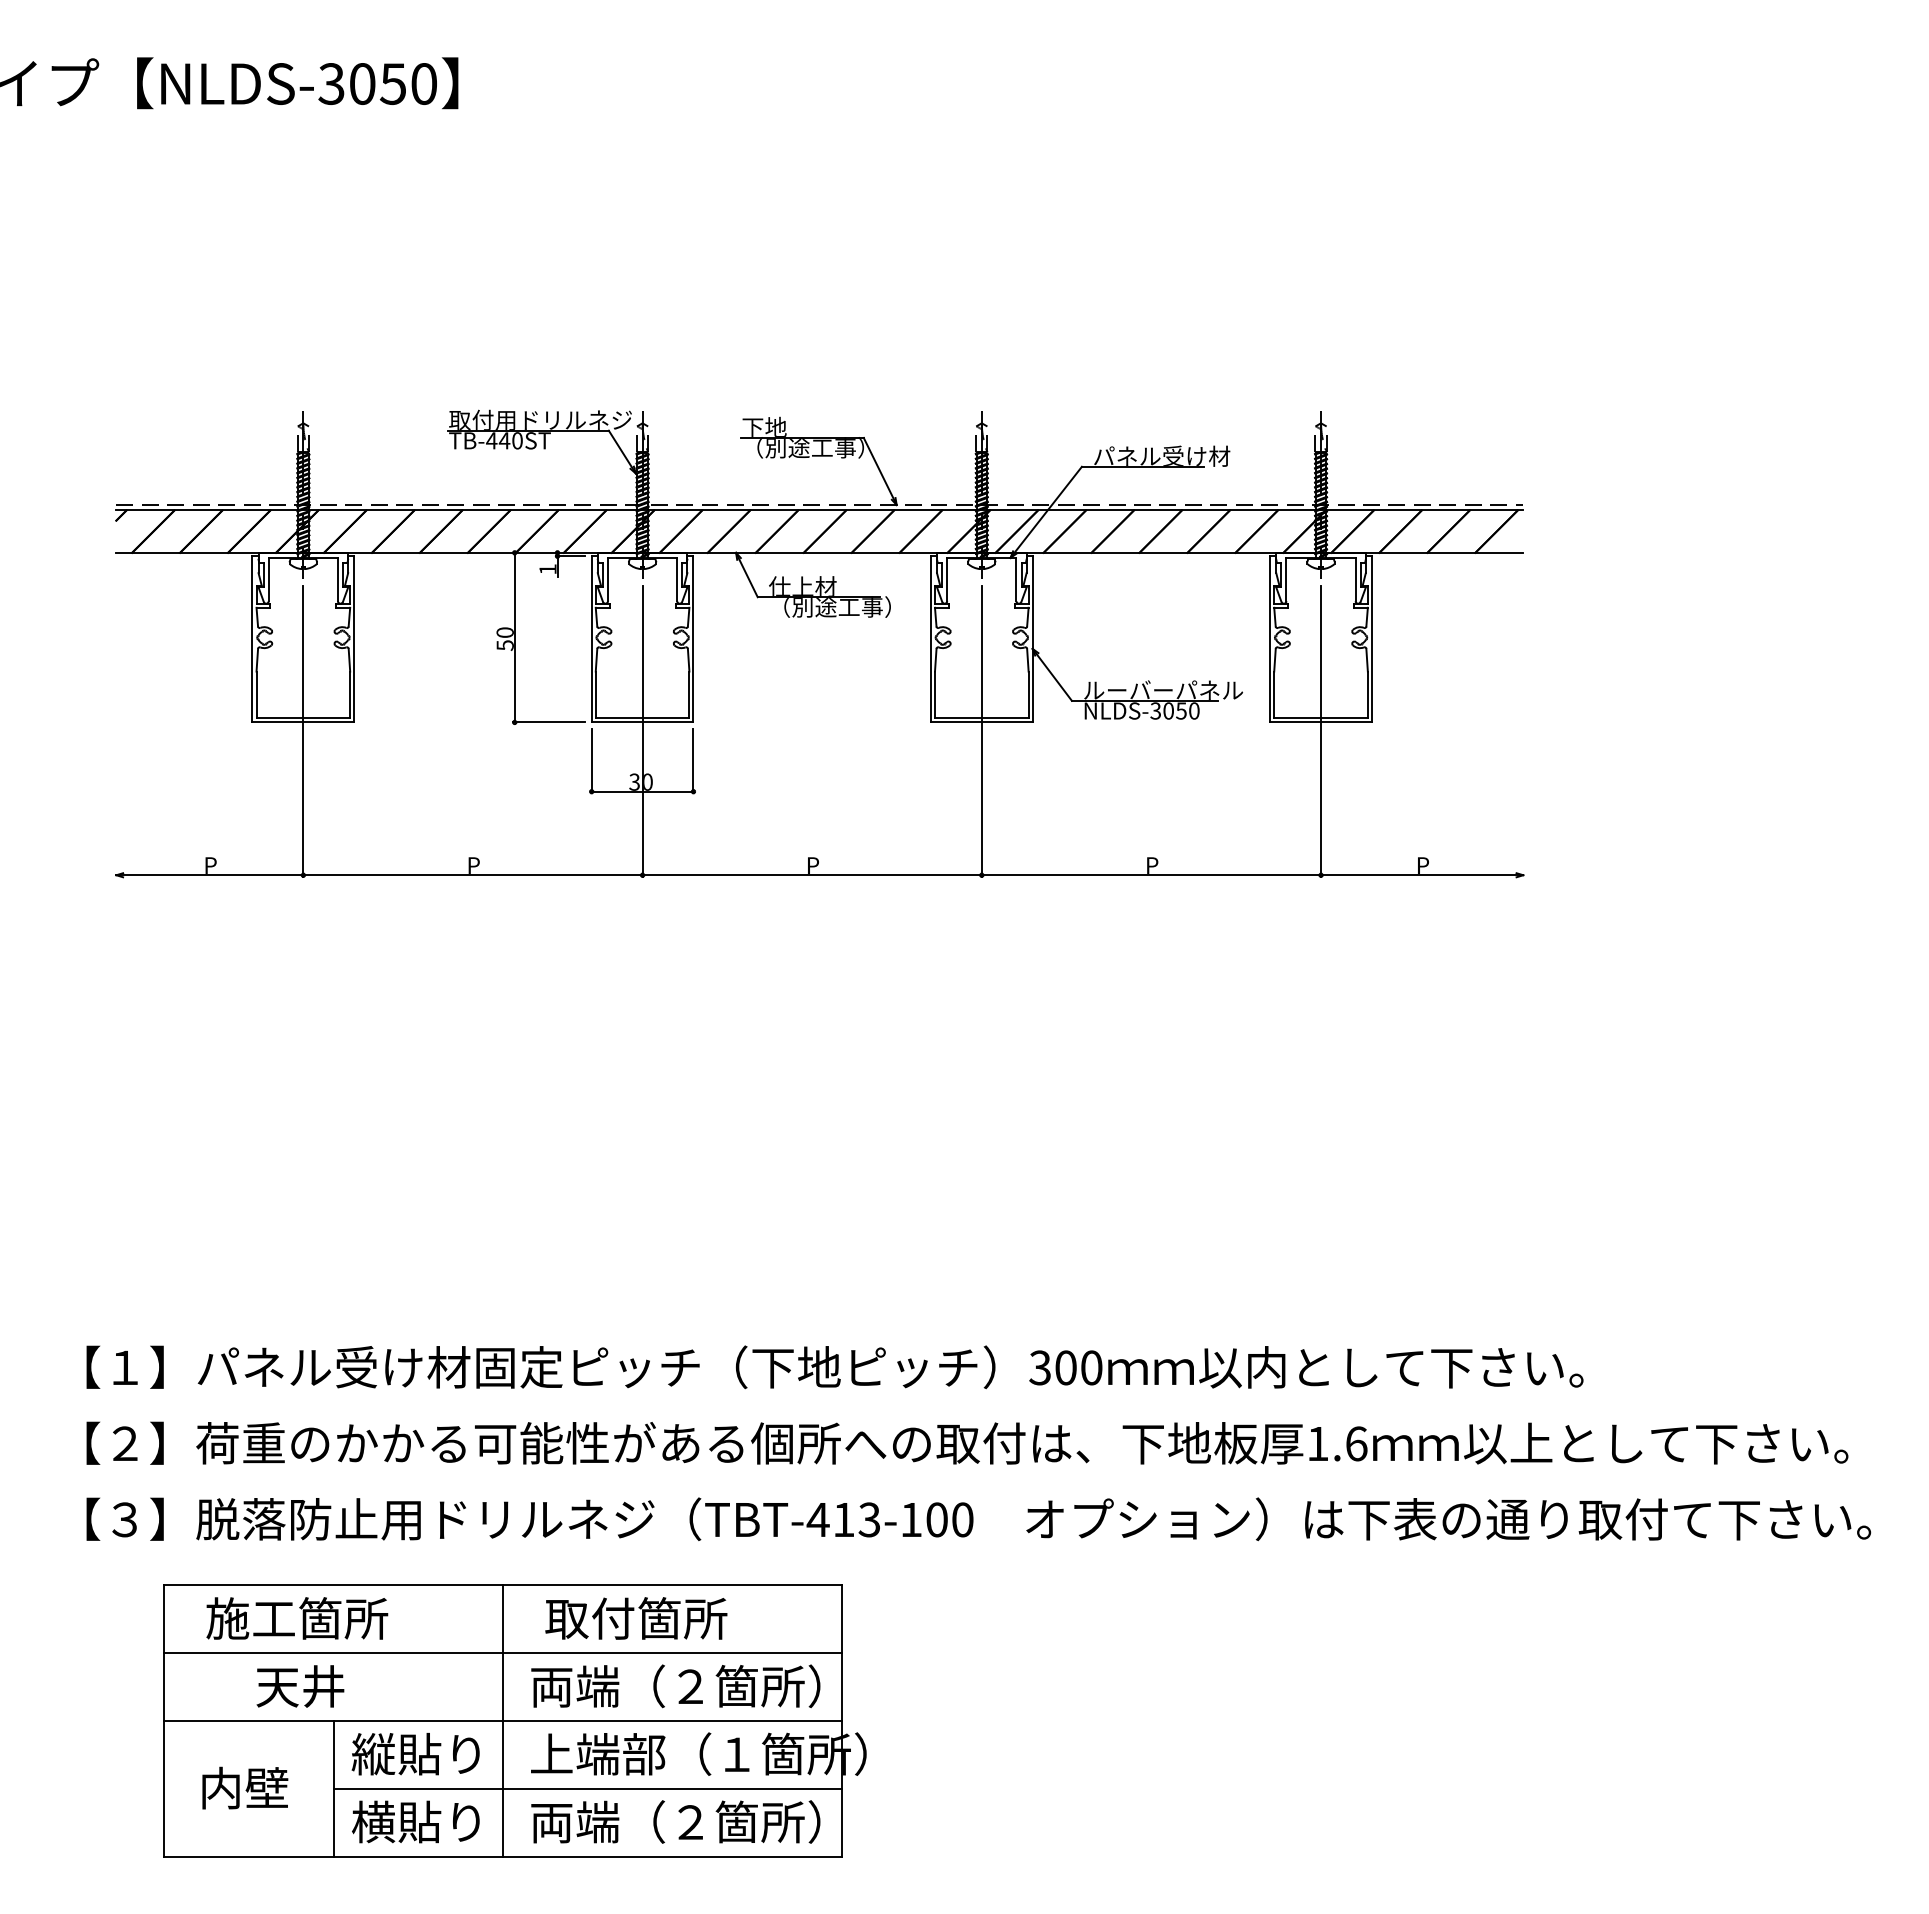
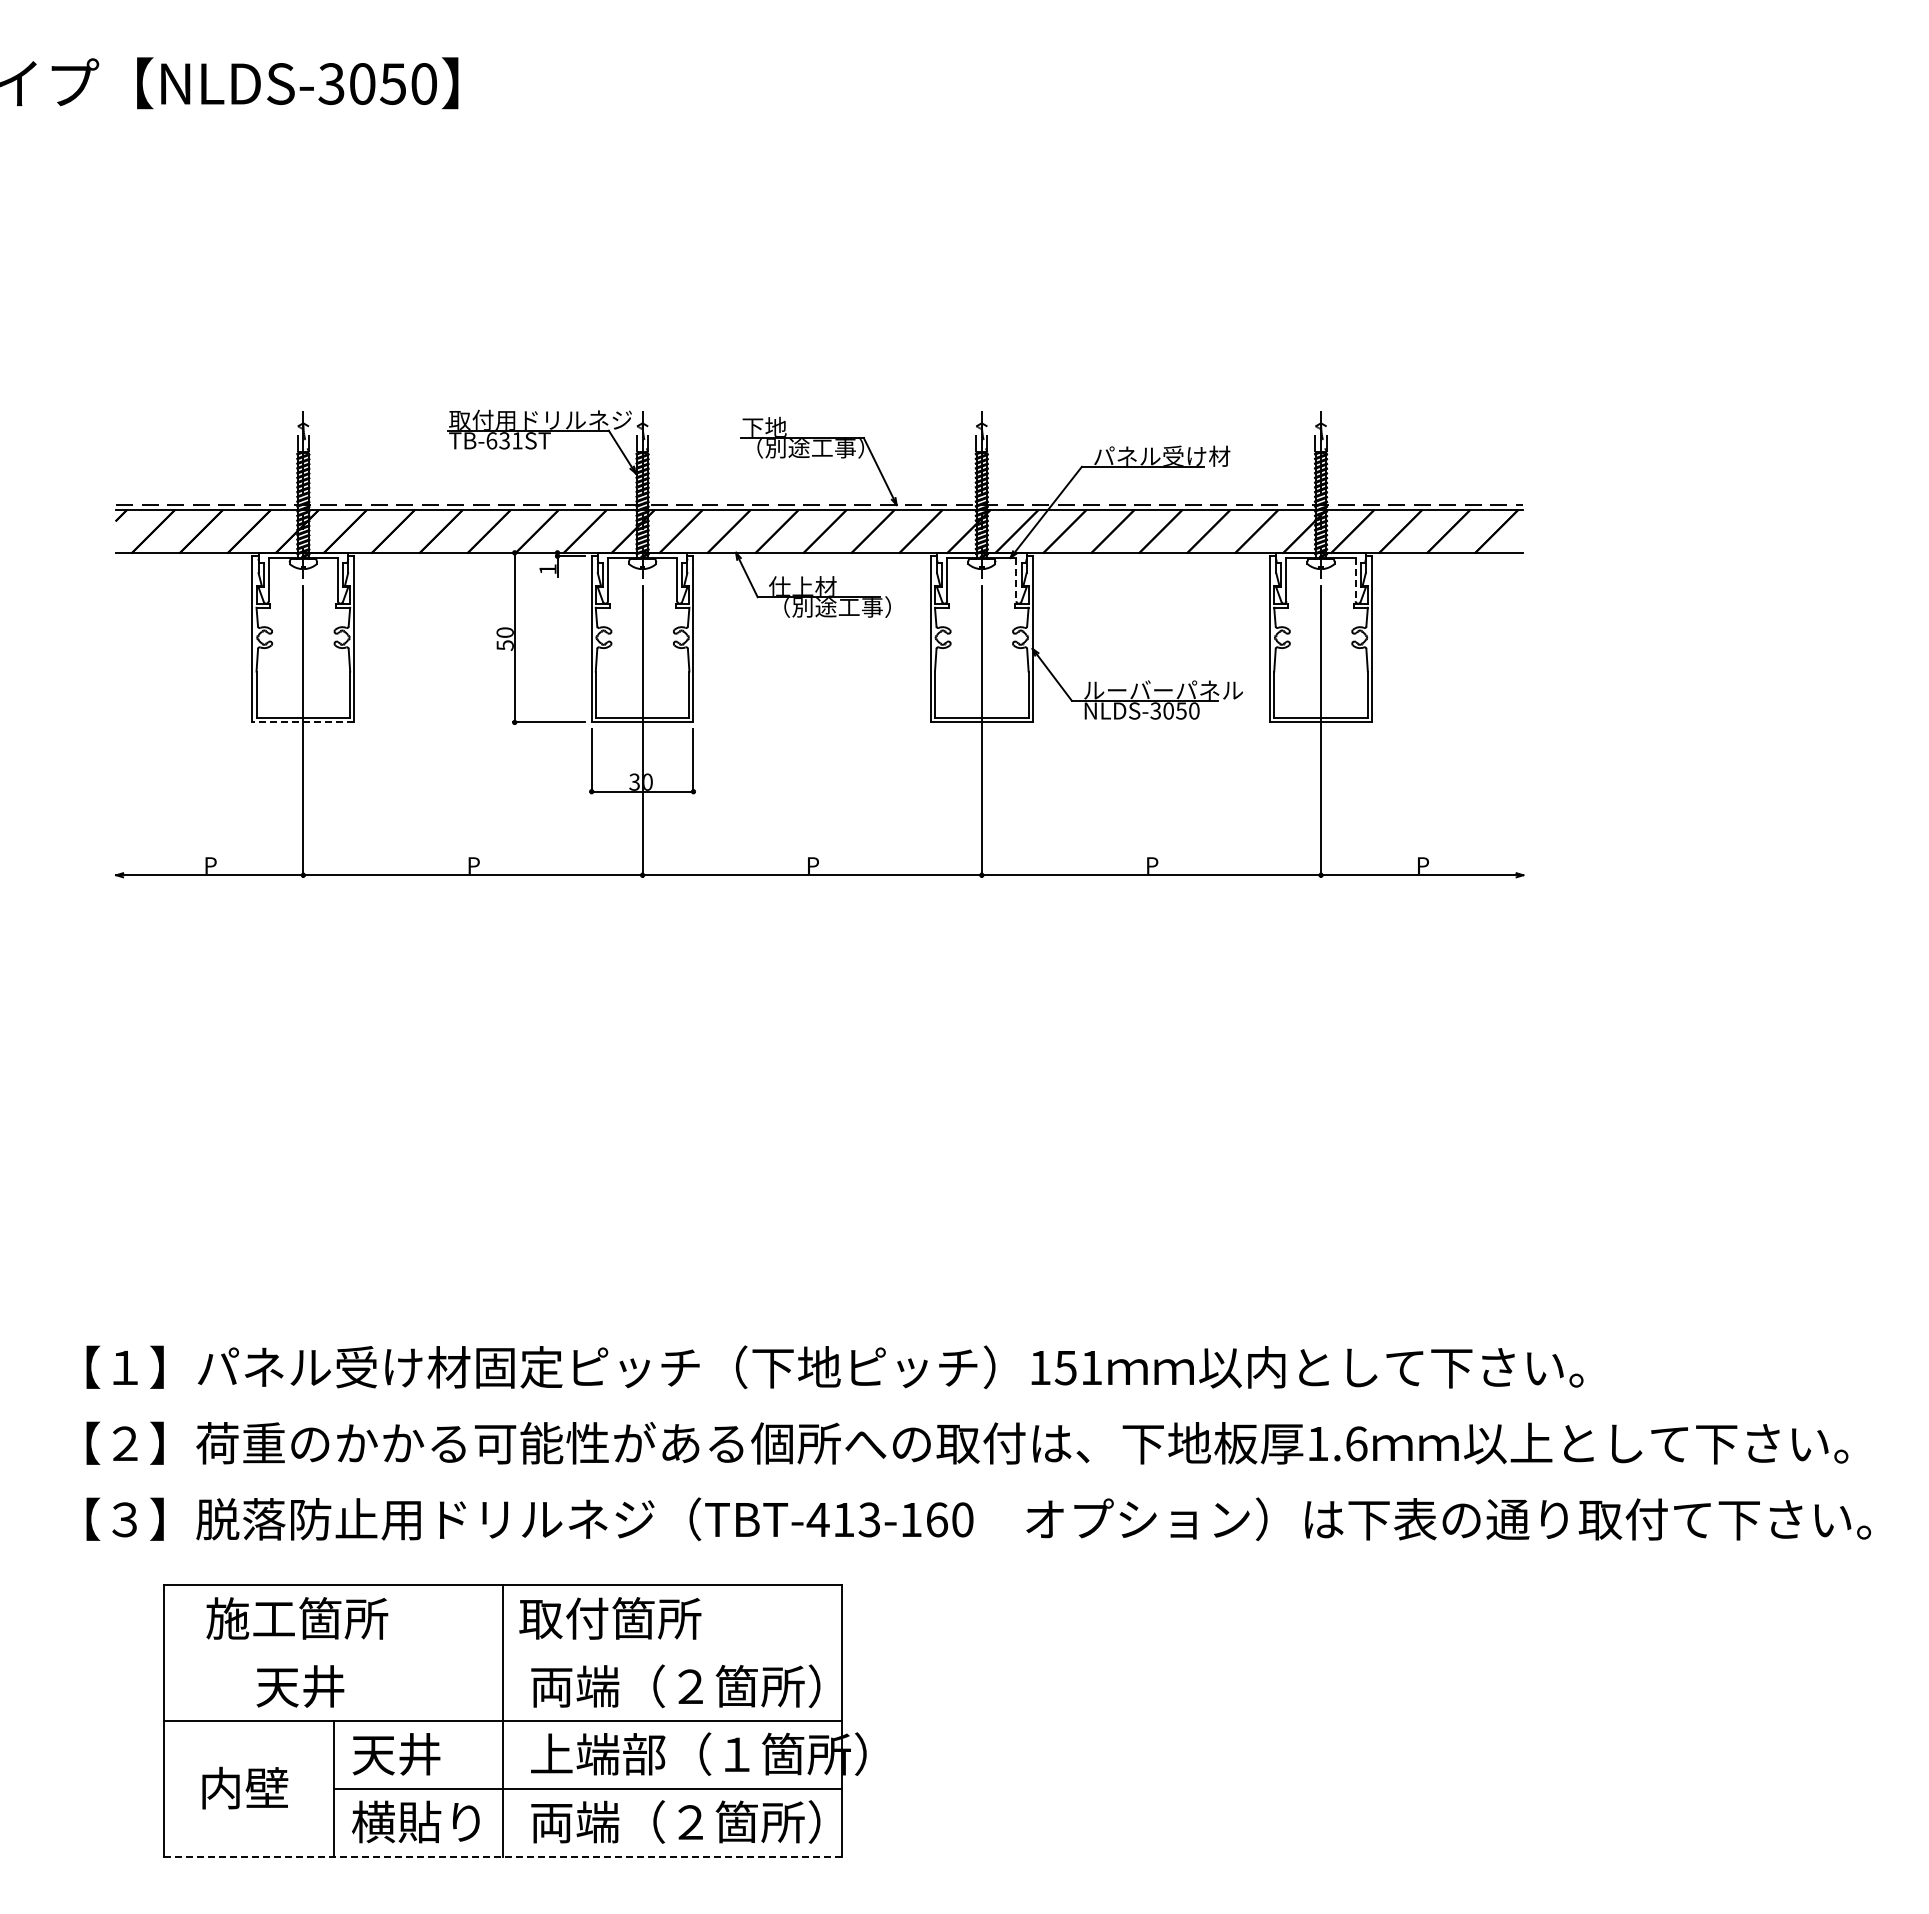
text: TB-440ST -> TB-631ST (504, 440)
line: solid -> dashed (1016, 579)
line: solid -> dashed (1355, 579)
line: solid -> dashed (303, 722)
text: 300 -> 151 (1065, 1367)
text: TBT-413-100 -> TBT-413-160 (937, 1519)
text position: (636, 1618) -> (610, 1618) (610, 1618)
line: present -> none (502, 1653)
text: 縦貼り -> 天井 (415, 1753)
line: solid -> dashed (503, 1856)
